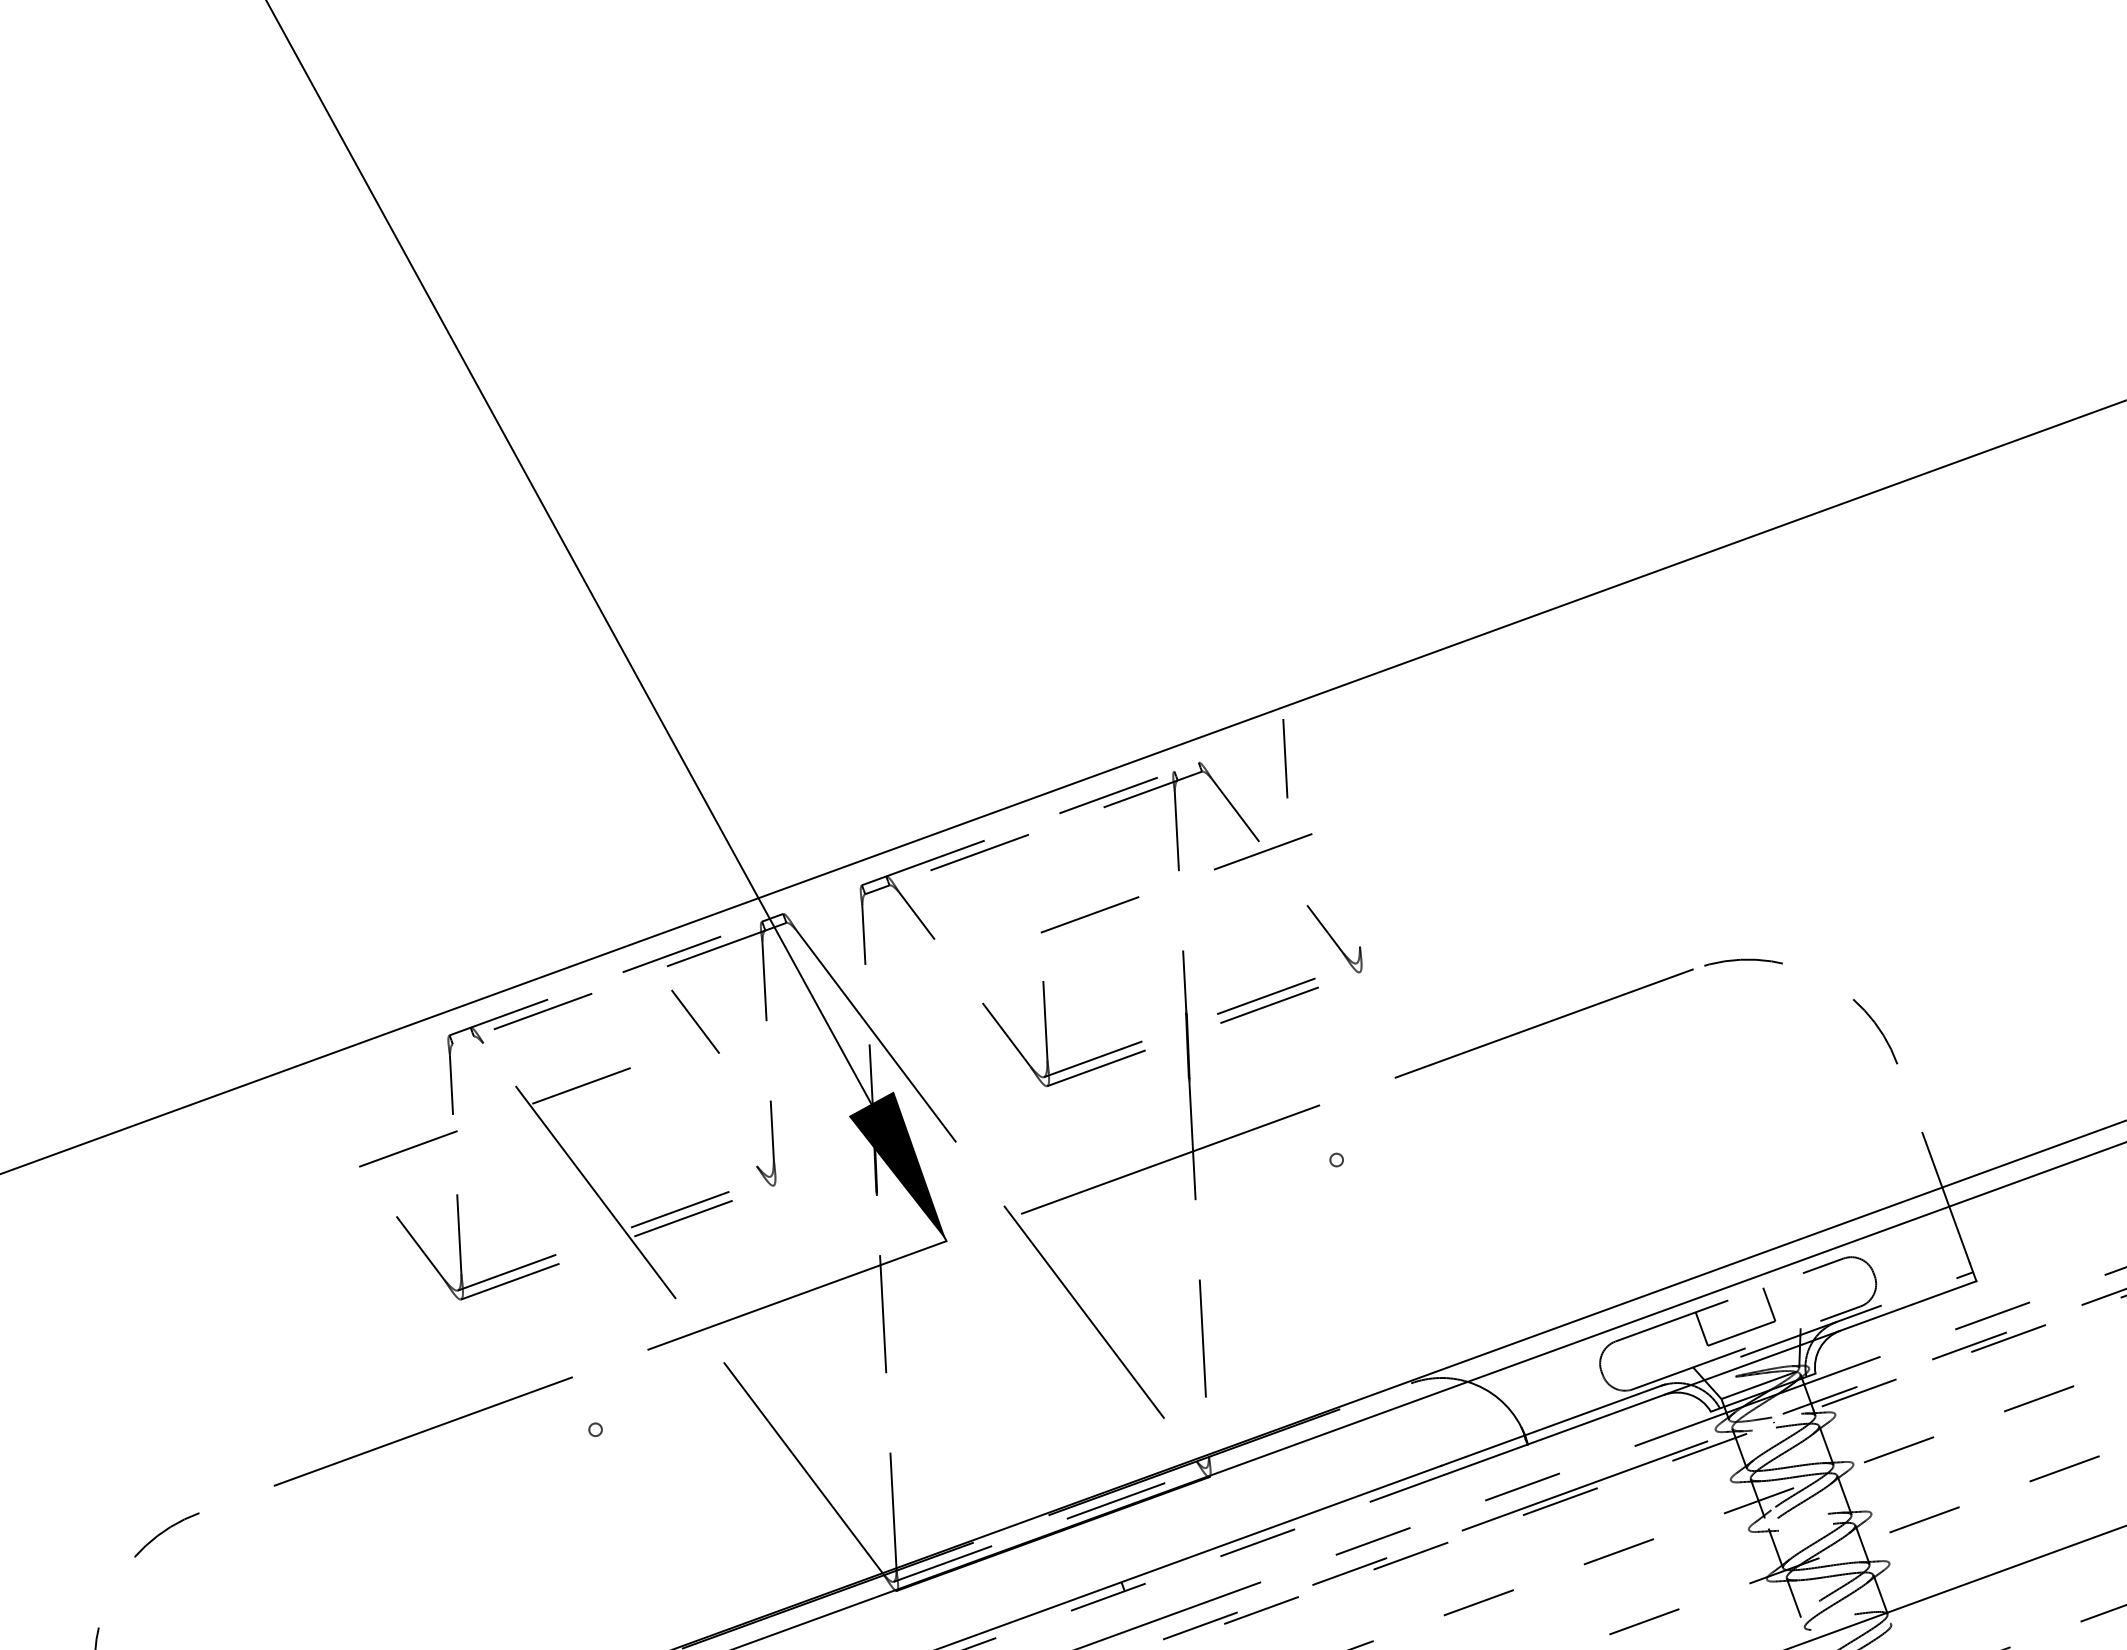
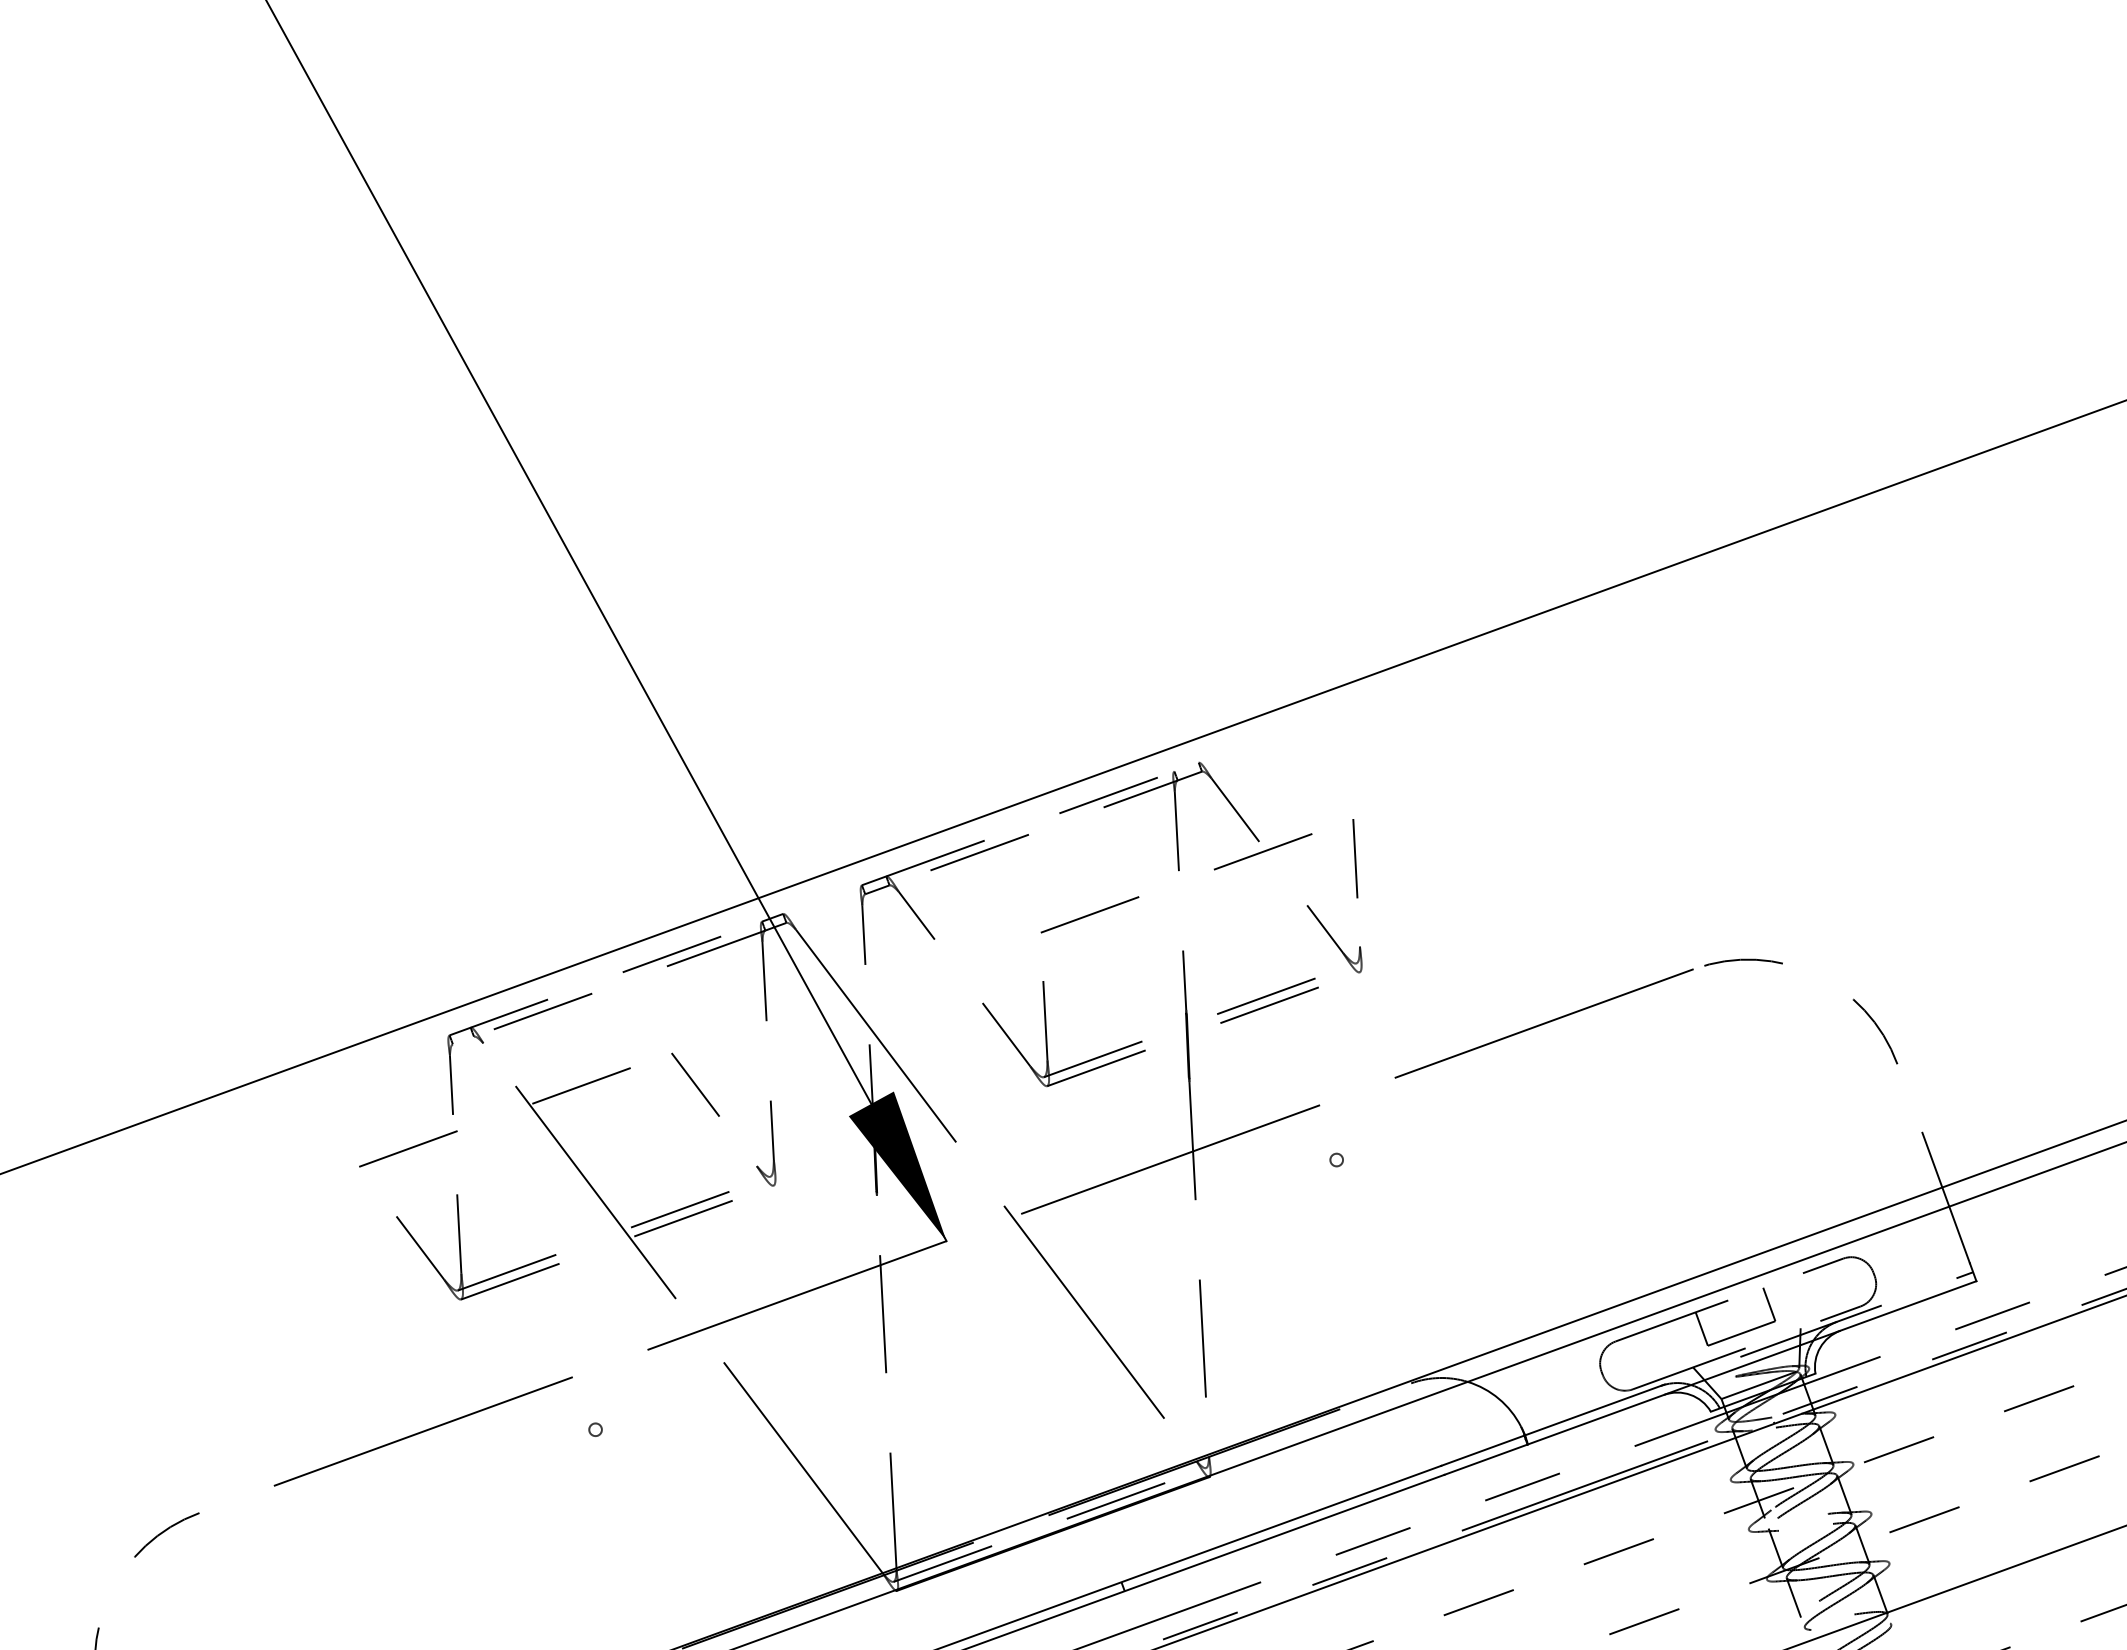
line position: (1285, 758) -> (1355, 858) (1355, 858)
line position: (695, 1021) -> (695, 1084) (695, 1084)
line: dashed -> solid (1640, 1472)
line: dashed -> solid (1203, 1562)
